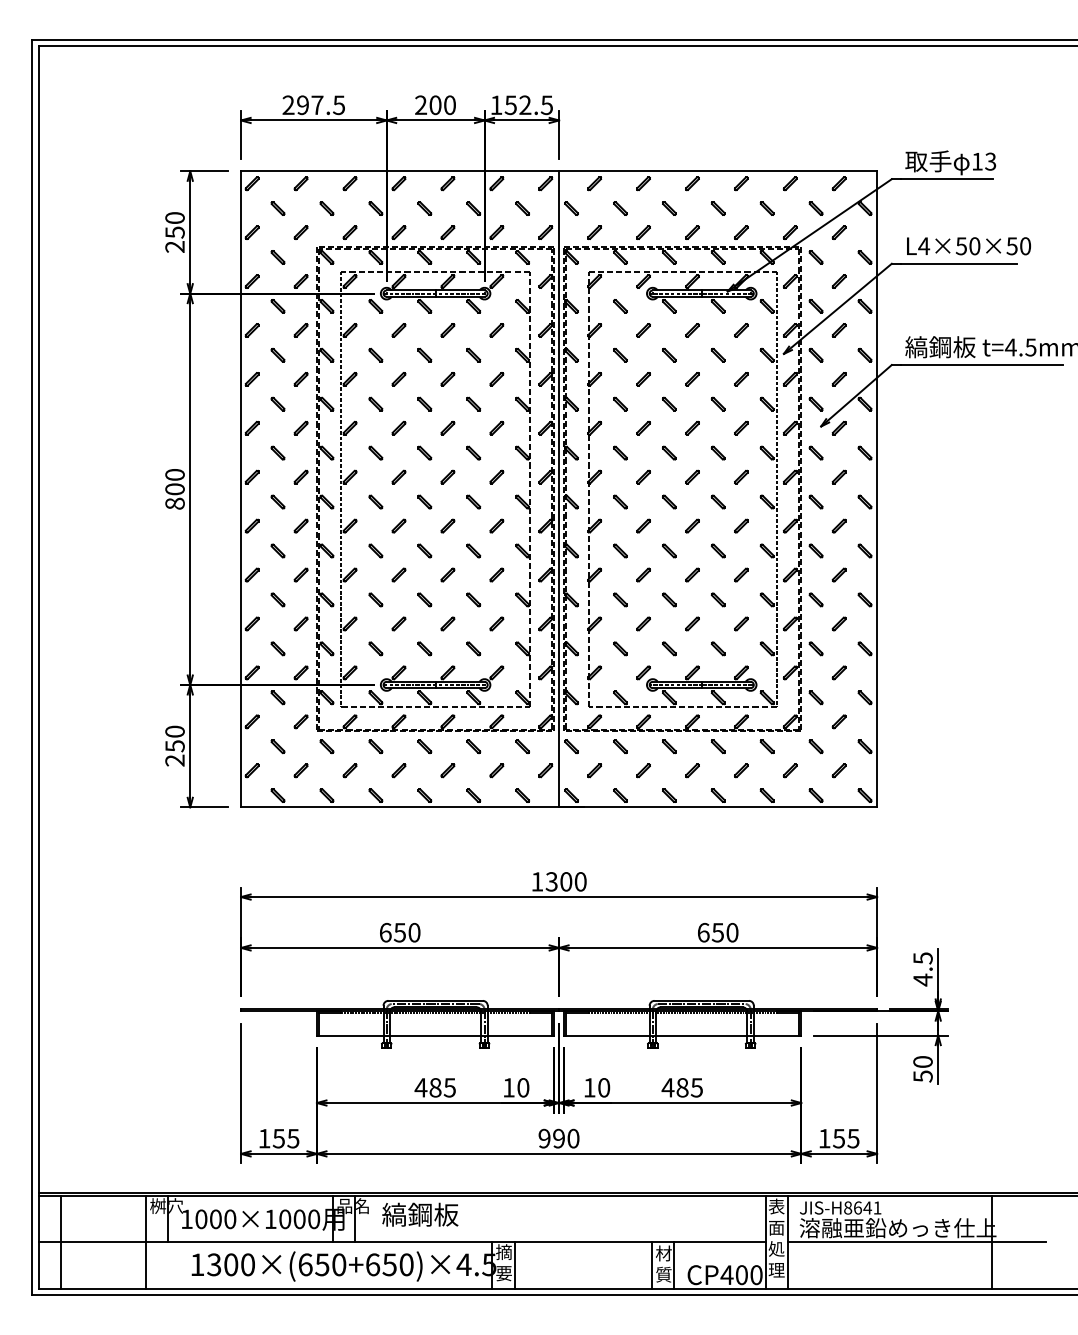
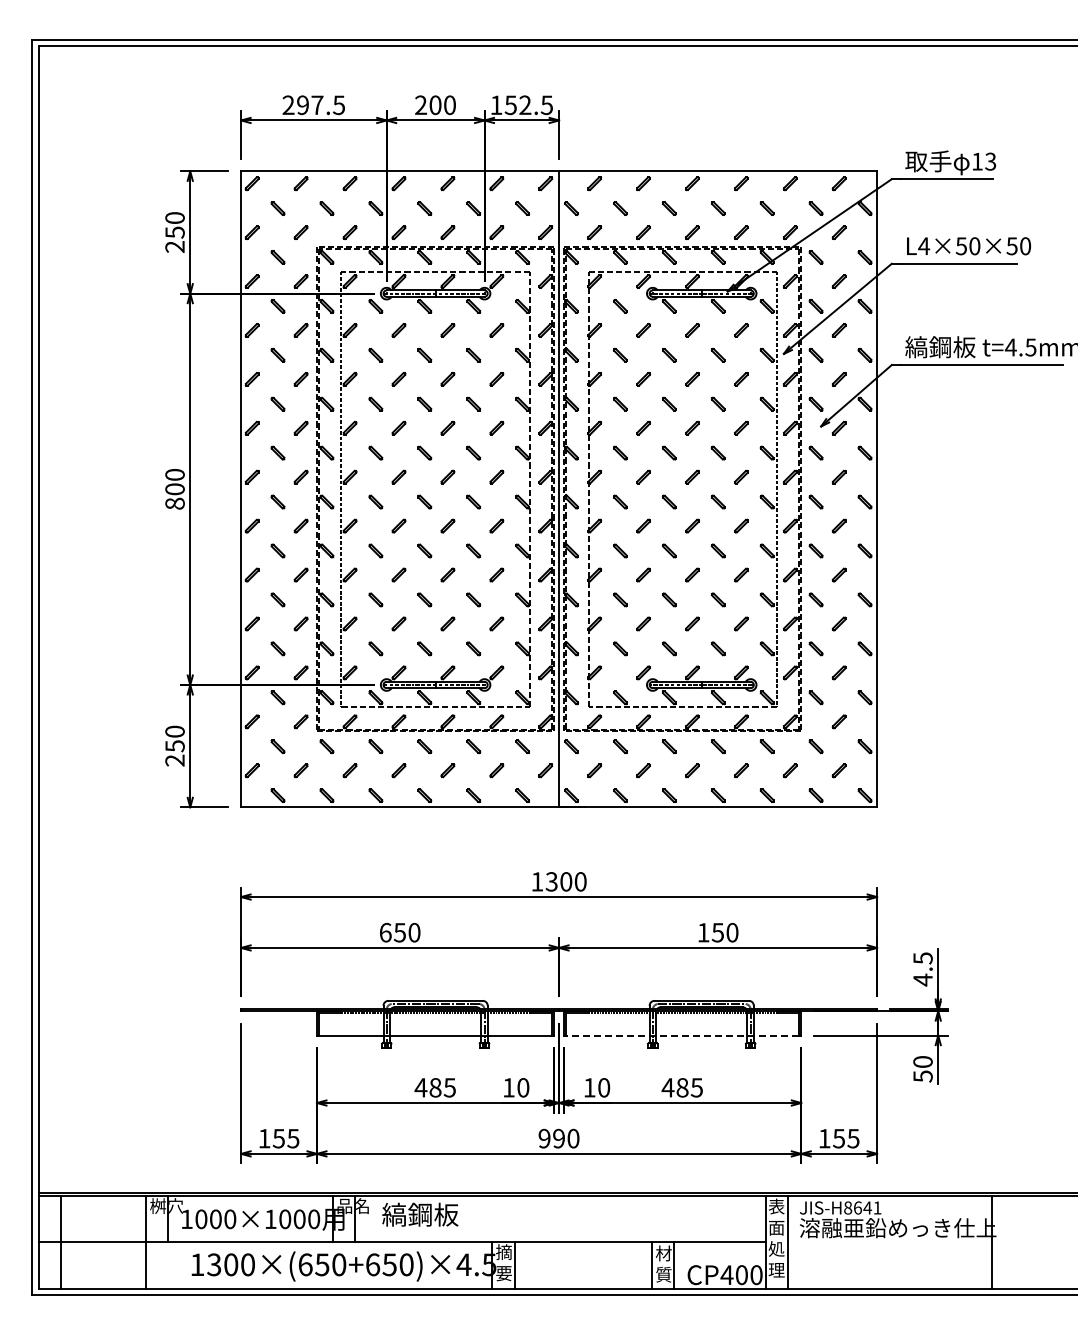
text: 650 -> 150 (703, 932)
line: solid -> dashed (682, 1035)
line: present -> none (916, 1242)
